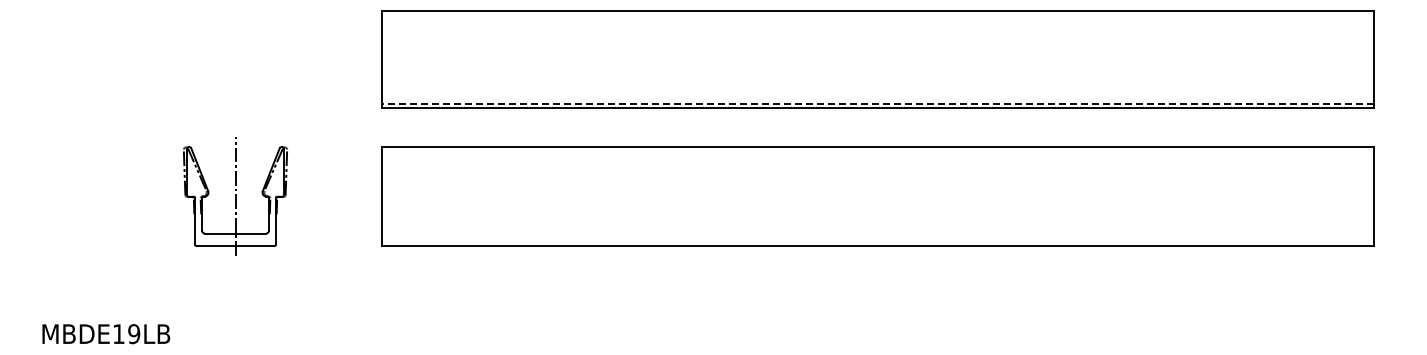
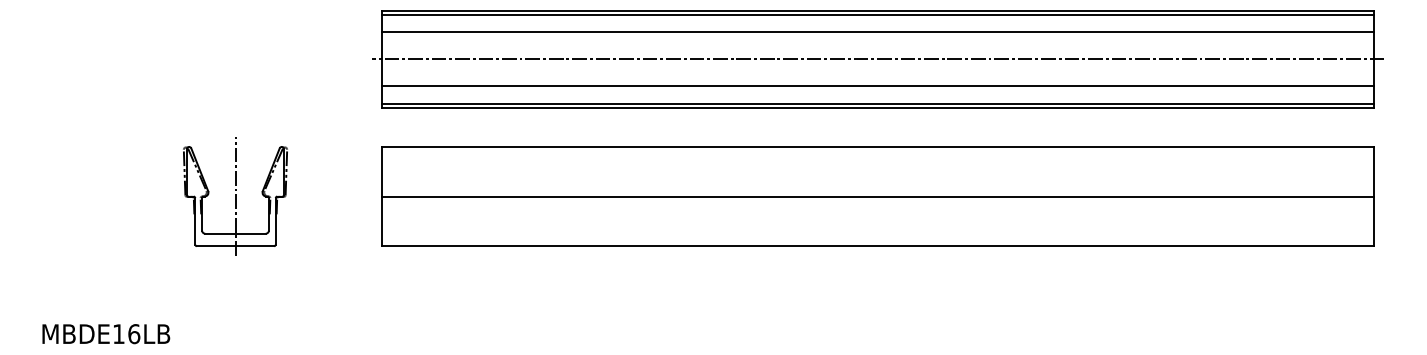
line: none -> present (877, 15)
line: none -> present (877, 32)
line: none -> present (878, 59)
line: none -> present (877, 86)
line: dashed -> solid (877, 103)
line: none -> present (877, 196)
text: MBDE19LB -> MBDE16LB (134, 334)
